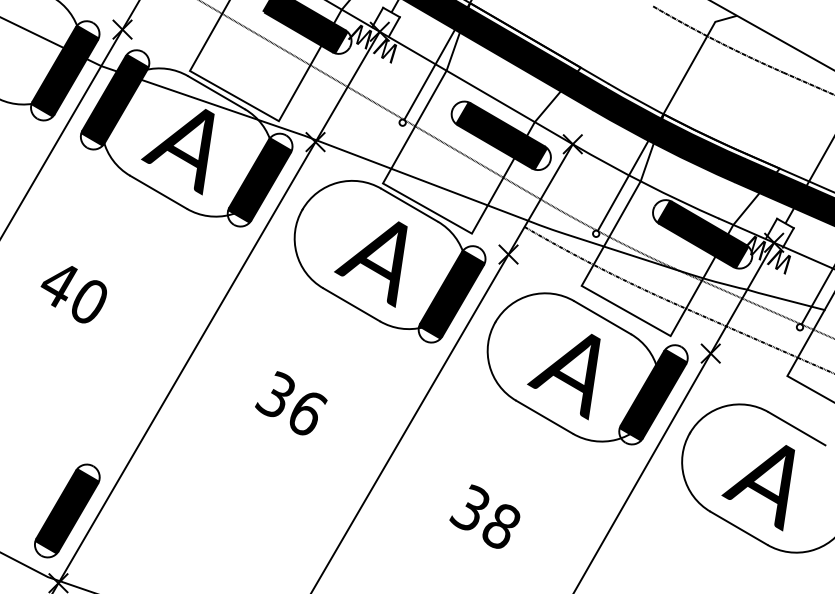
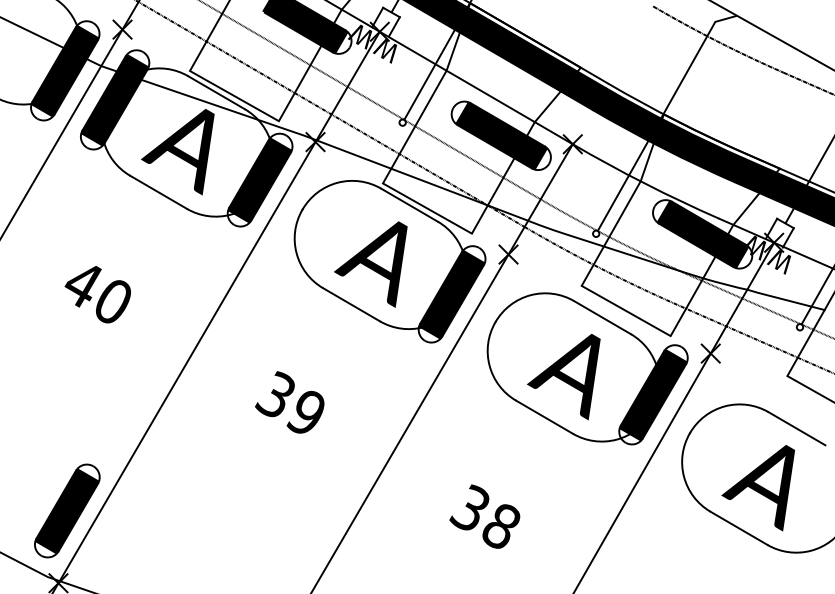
line: none -> present (331, 114)
text position: (73, 294) -> (97, 294) (97, 294)
text: 36 -> 39 (306, 412)
